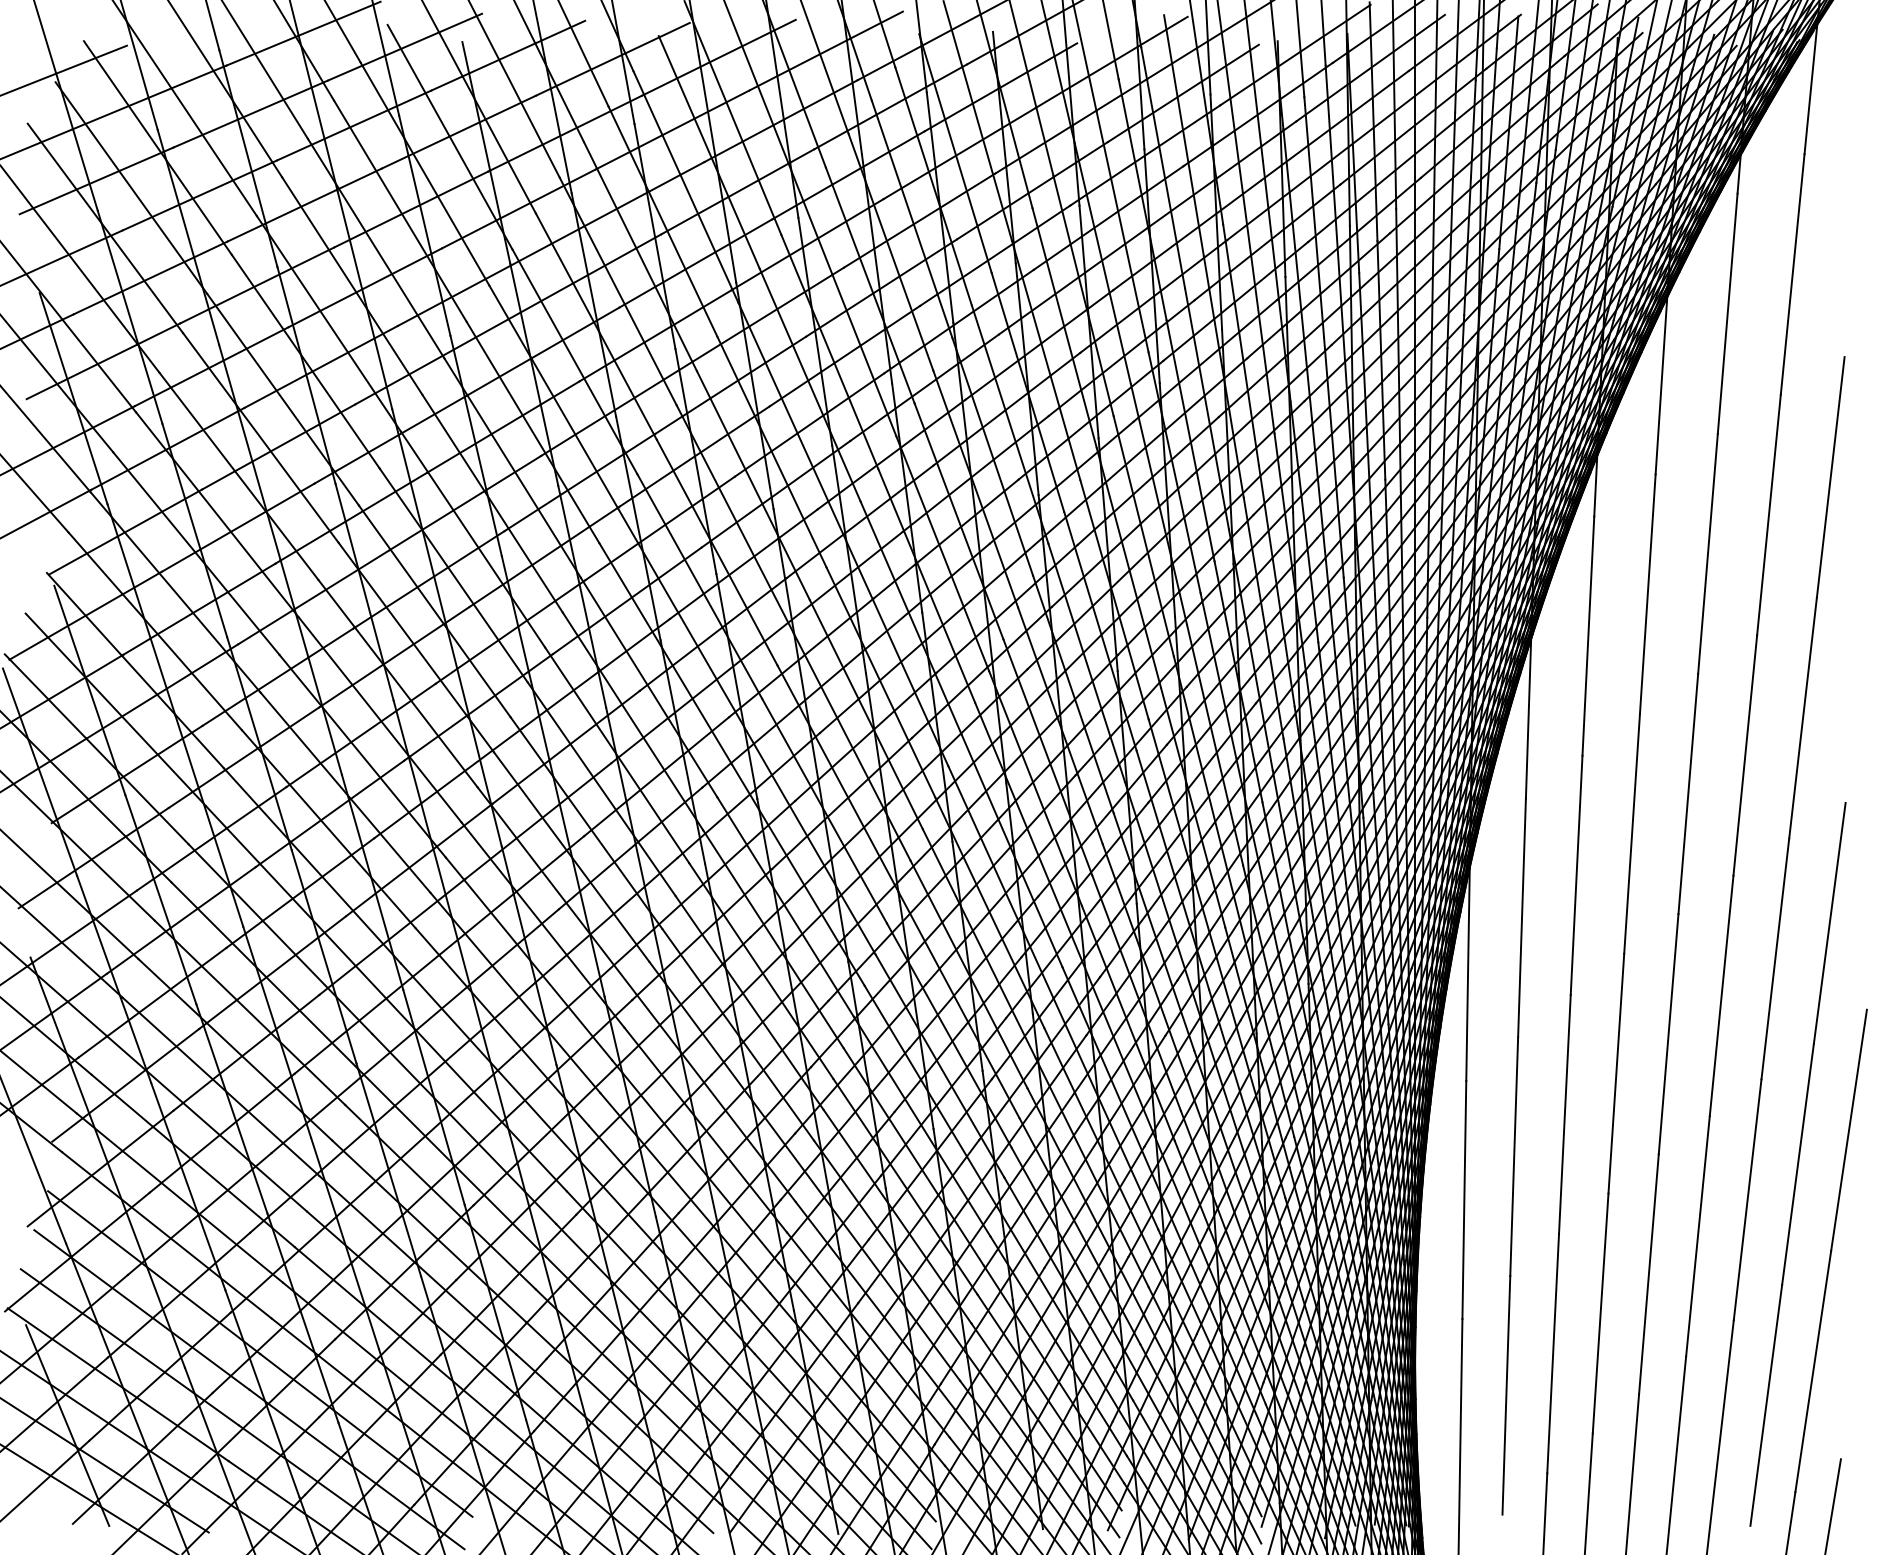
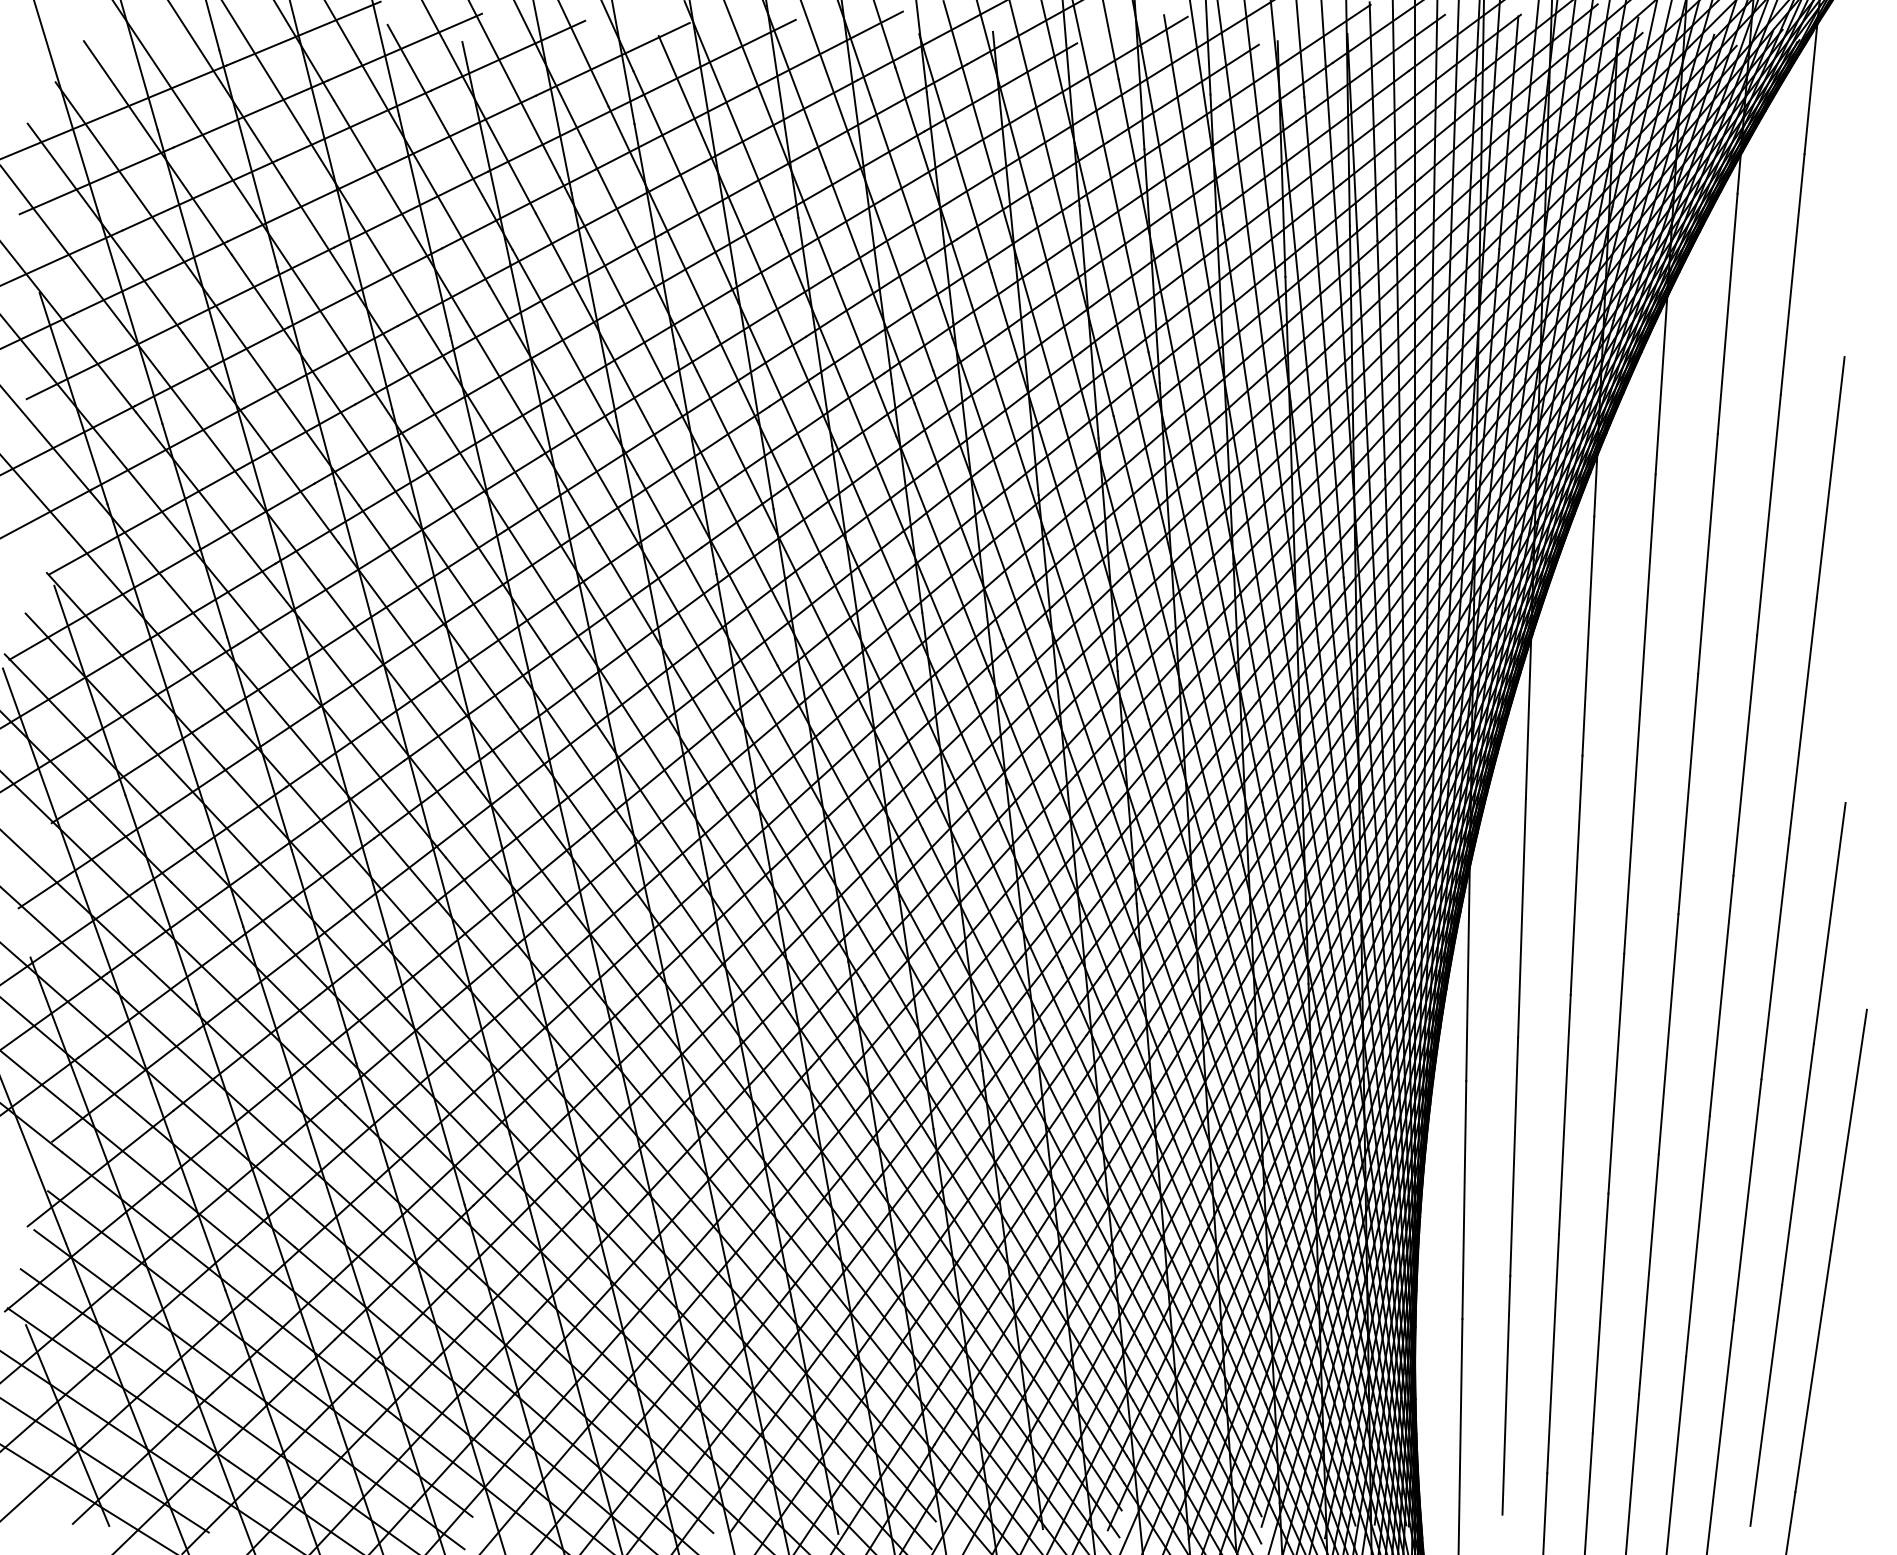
line: present -> none (64, 69)
line: present -> none (1832, 1505)
